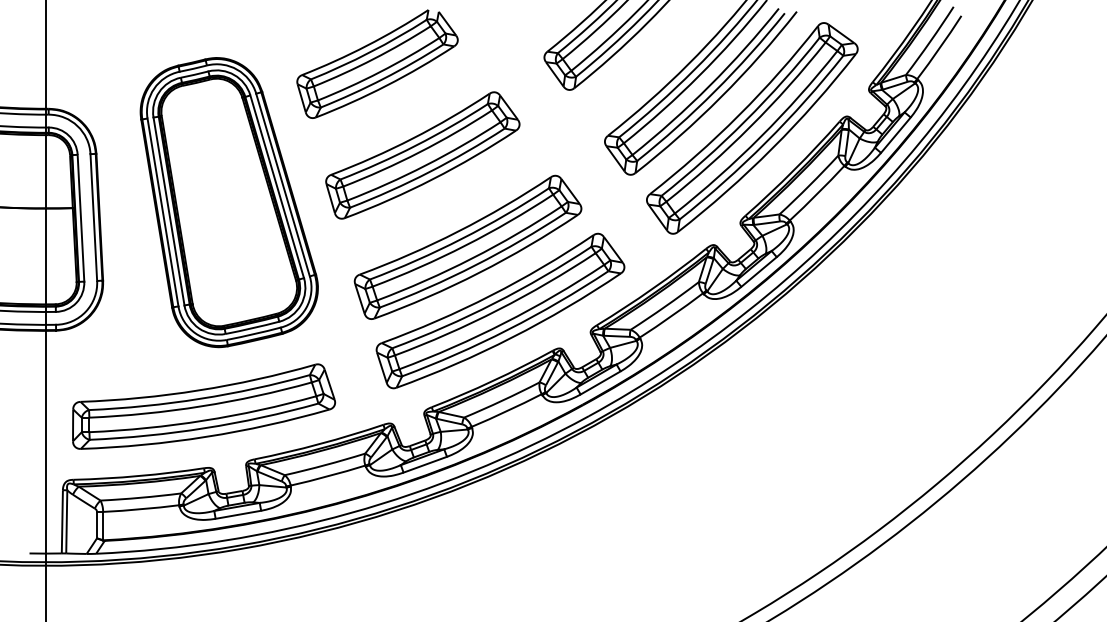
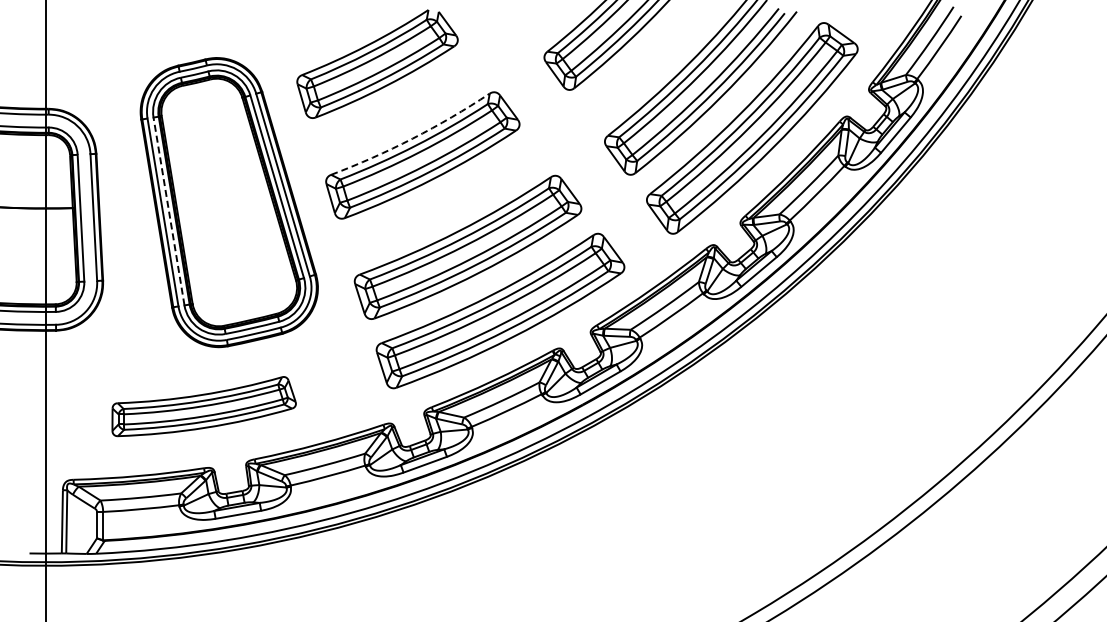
arc: solid -> dashed (412, 138)
line: solid -> dashed (168, 211)
part size: 265x87 px -> 186x62 px (203, 406)
